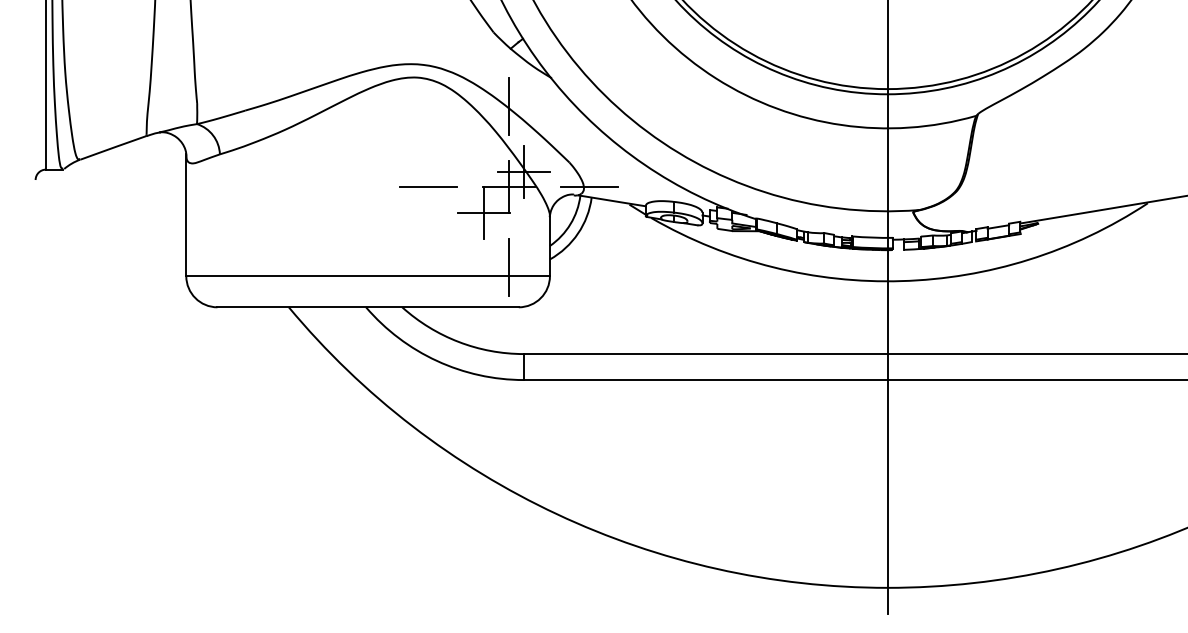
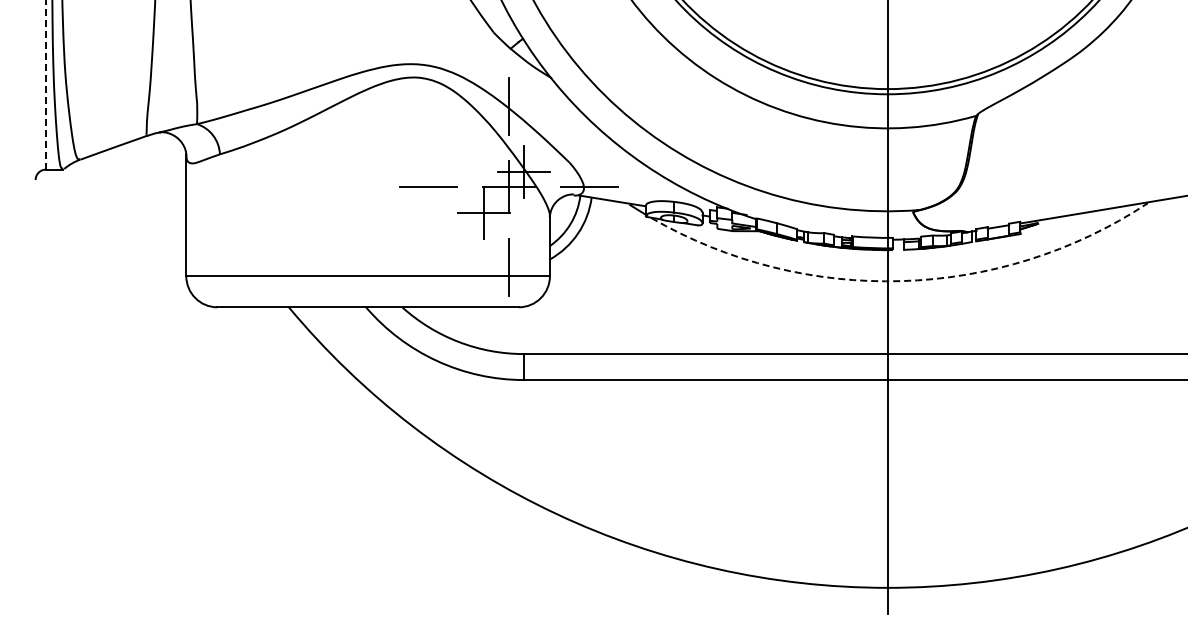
line: solid -> dashed (46, 85)
arc: solid -> dashed (901, 281)
